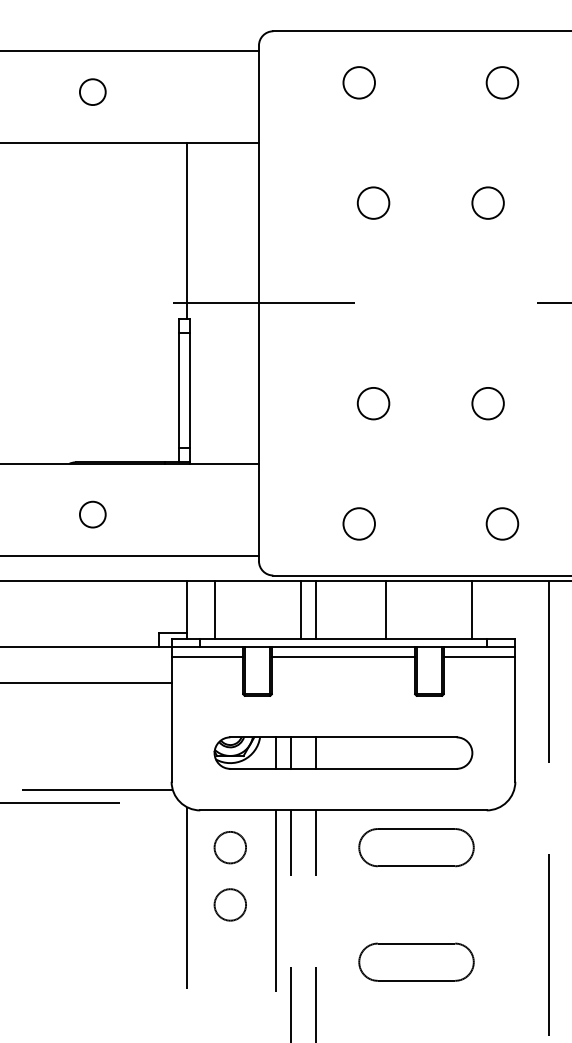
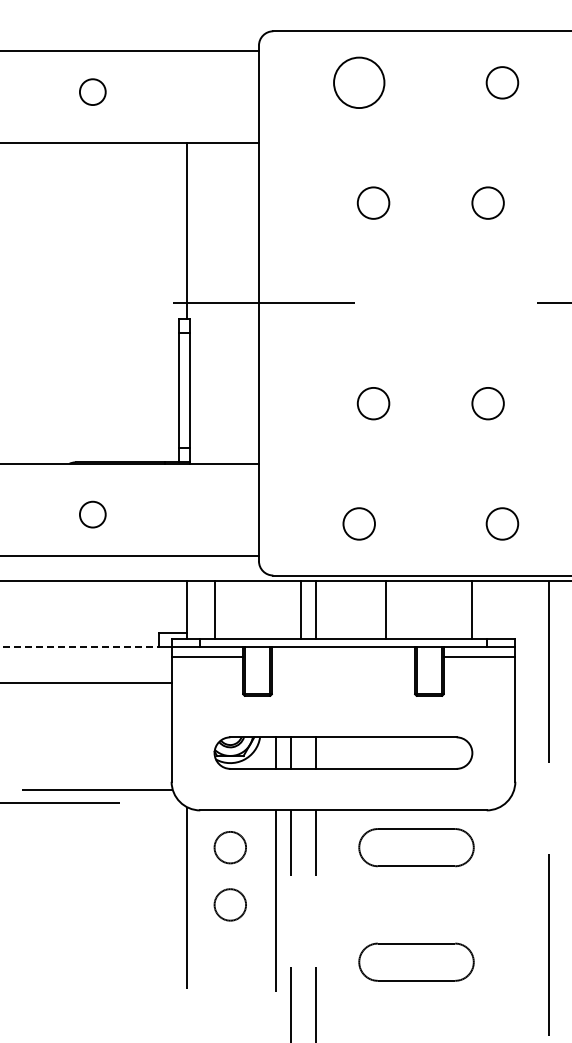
circle diameter: 32 px -> 50 px (359, 82)
line: solid -> dashed (79, 647)
line: present -> none (343, 657)
